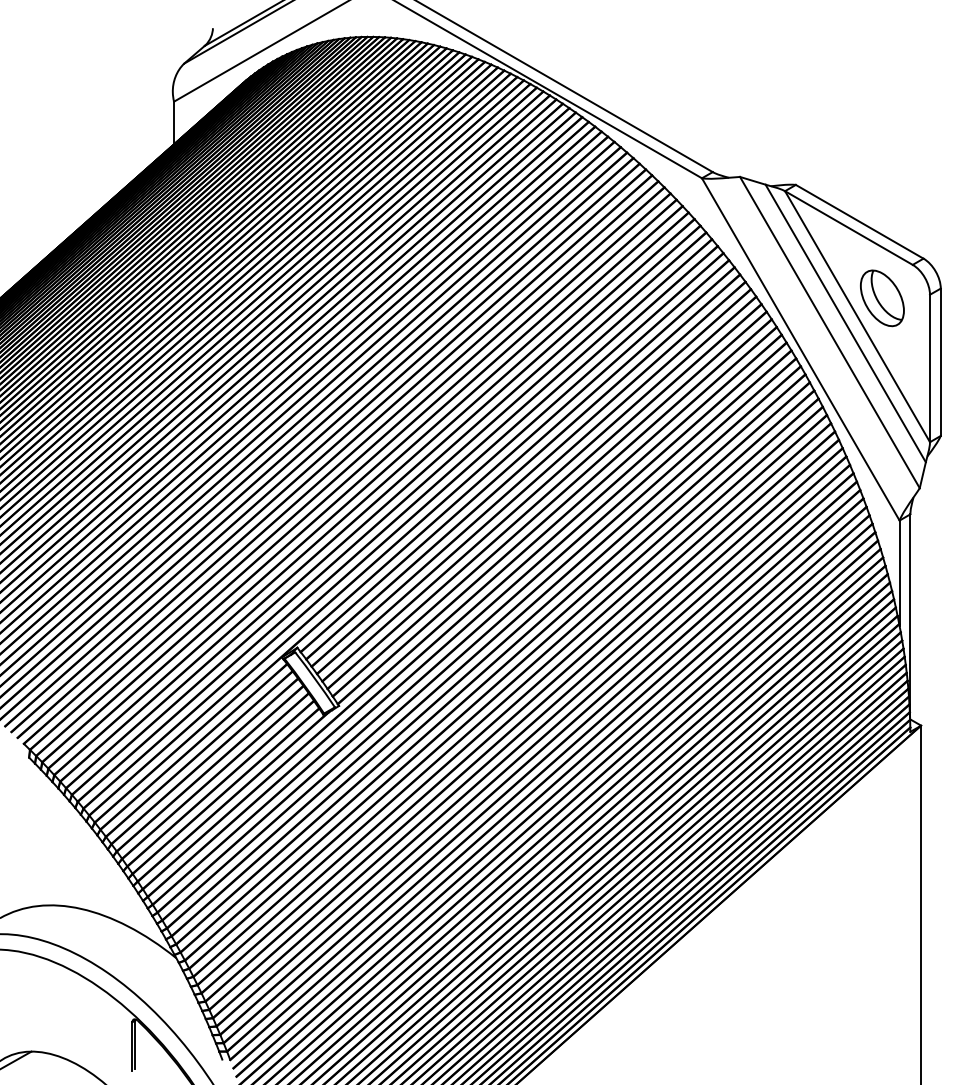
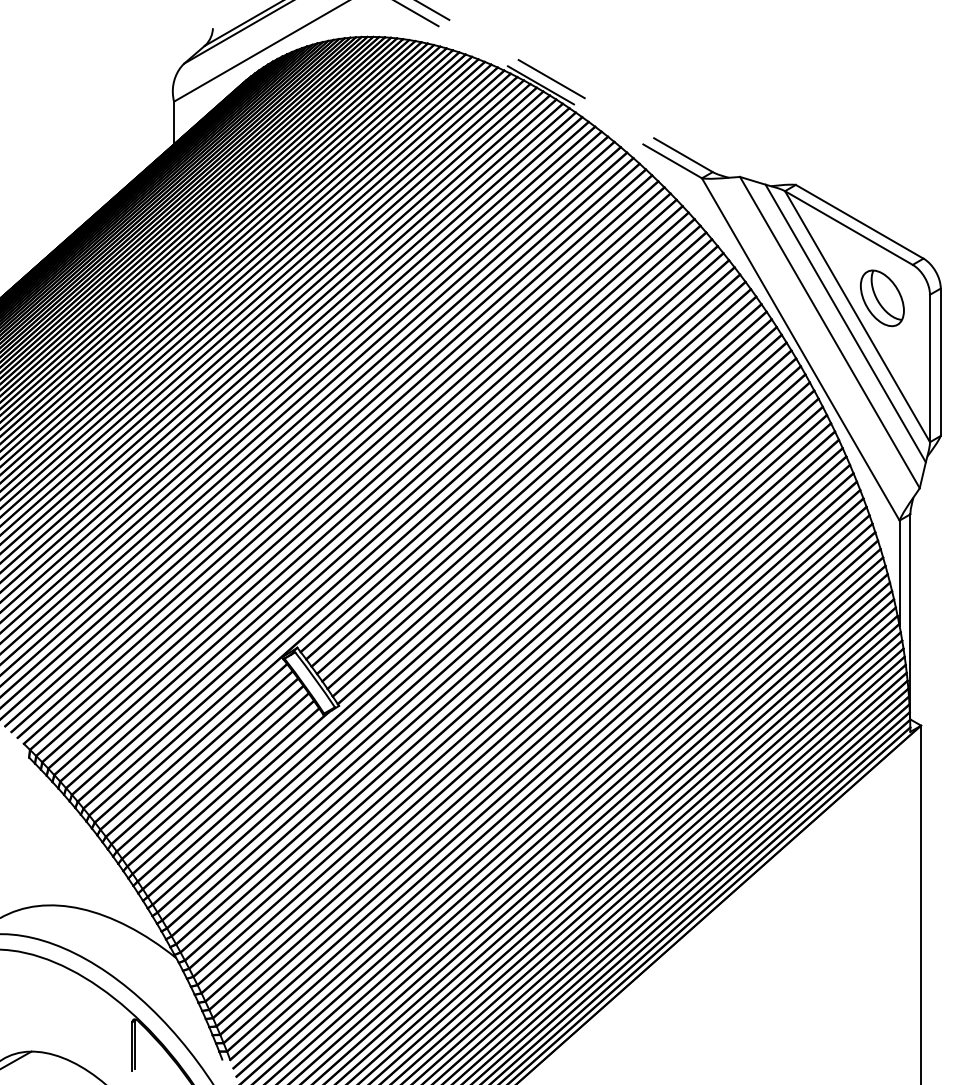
line: solid -> dashed (564, 86)
line: solid -> dashed (548, 89)
